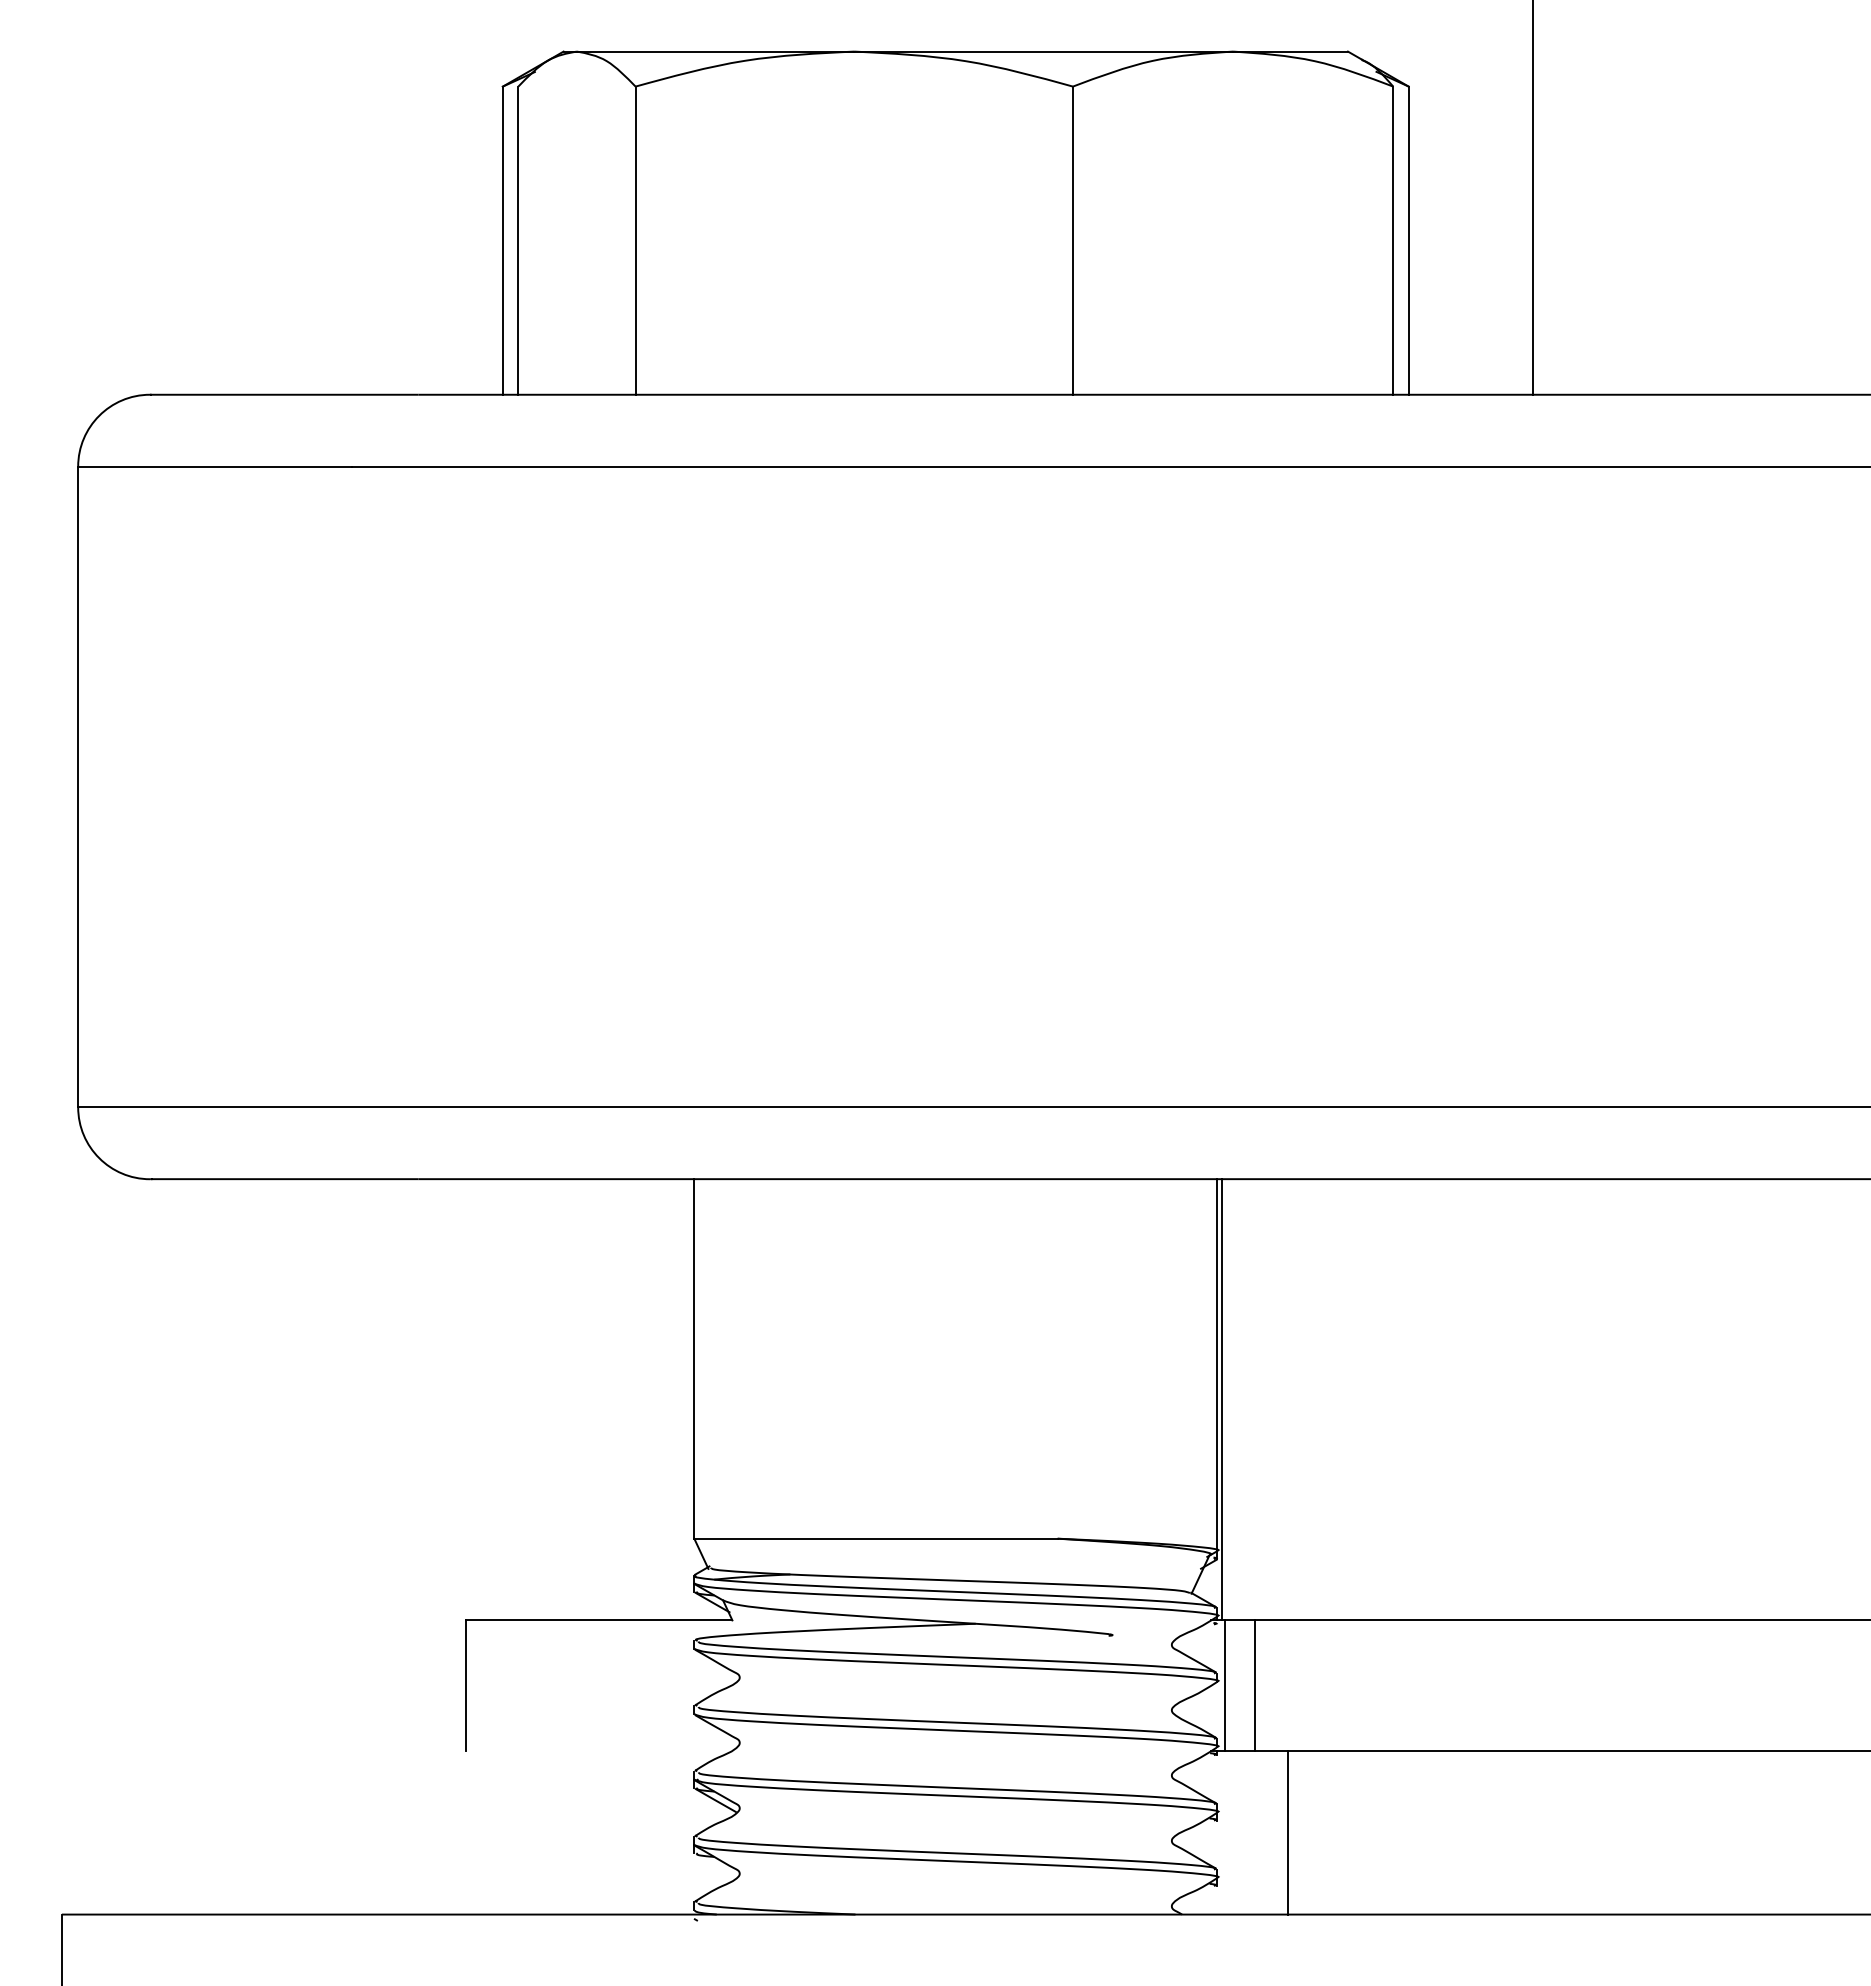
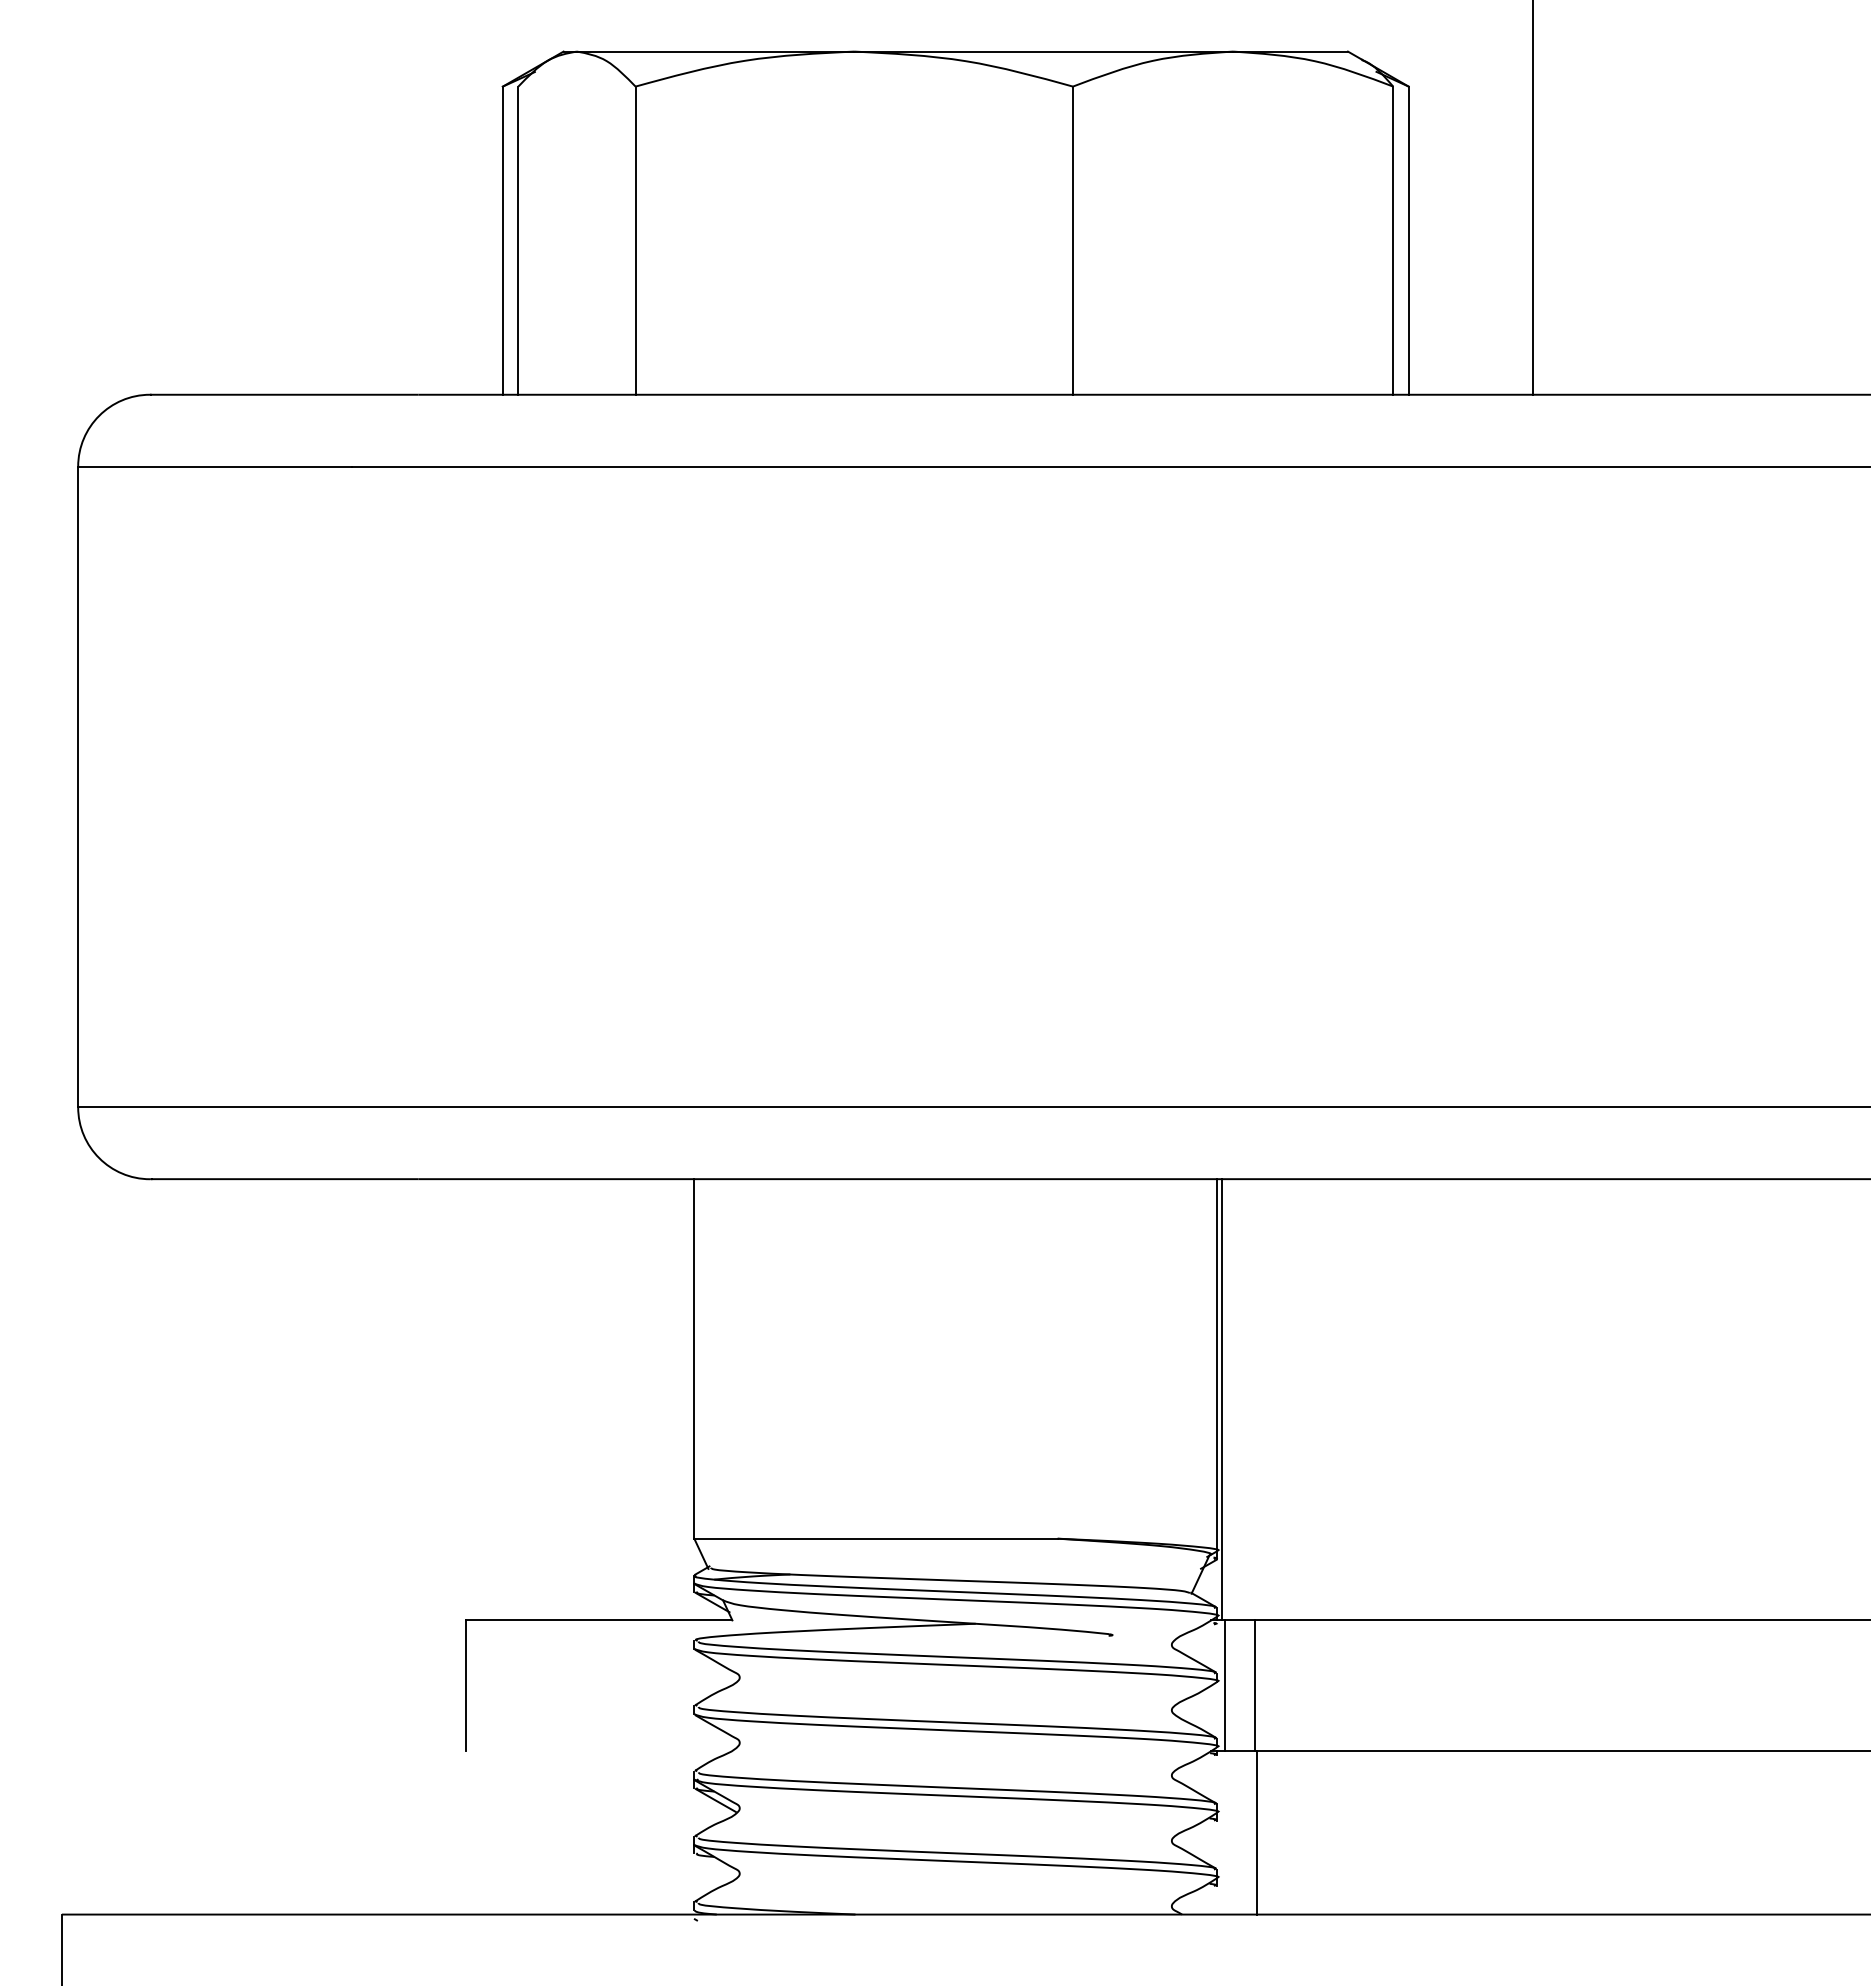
line position: (1287, 1832) -> (1256, 1832) (1256, 1832)
